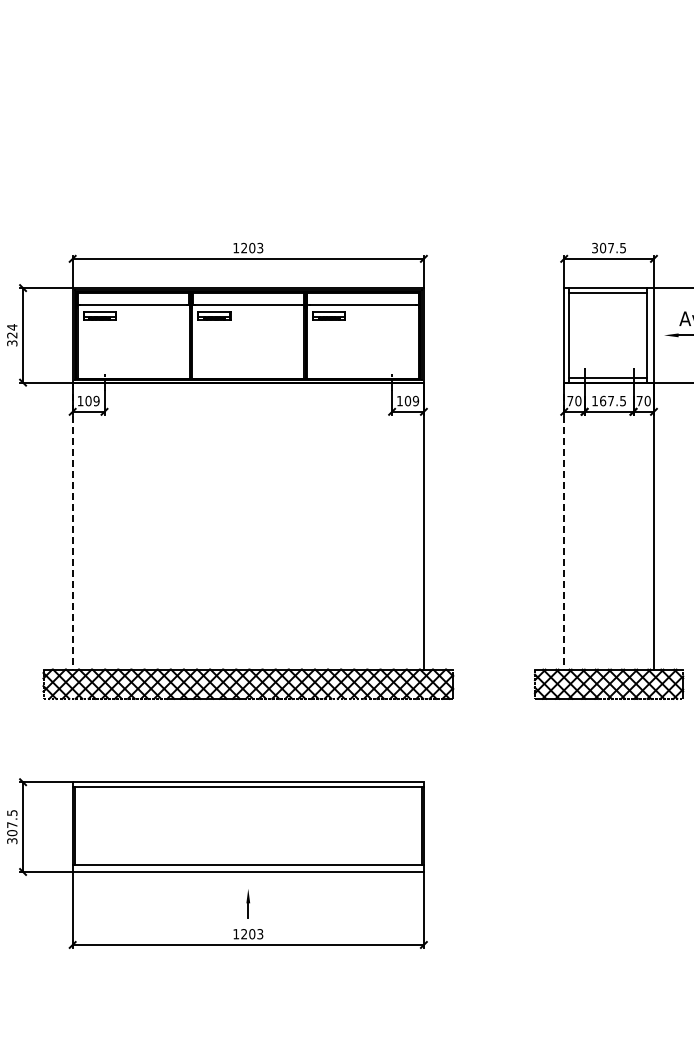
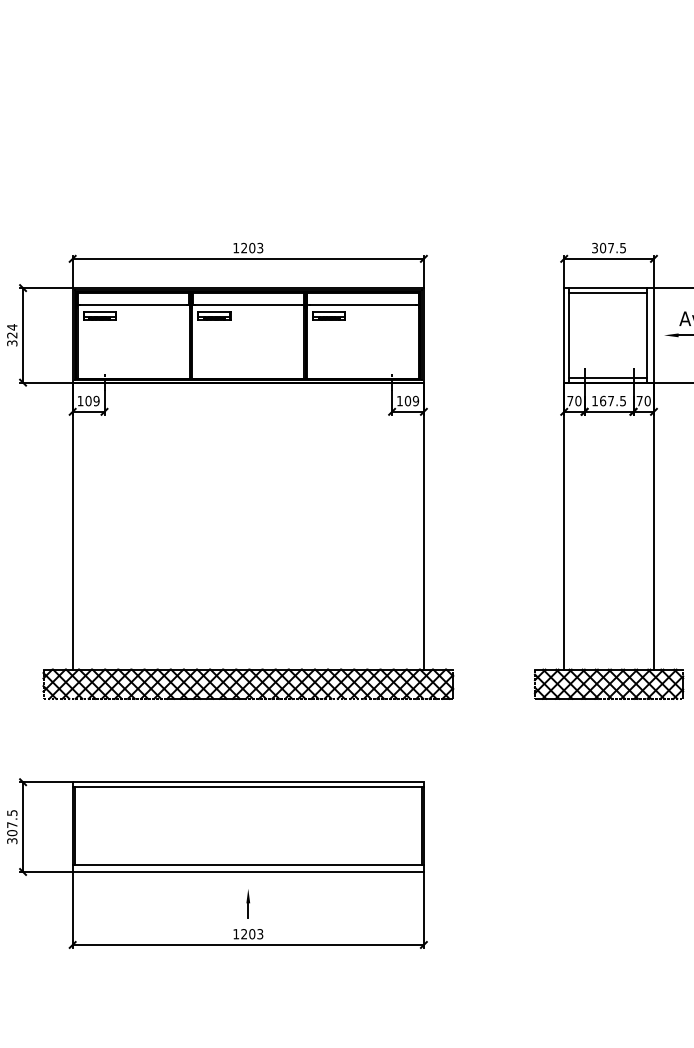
line: dashed -> solid (72, 526)
line: dashed -> solid (564, 526)
